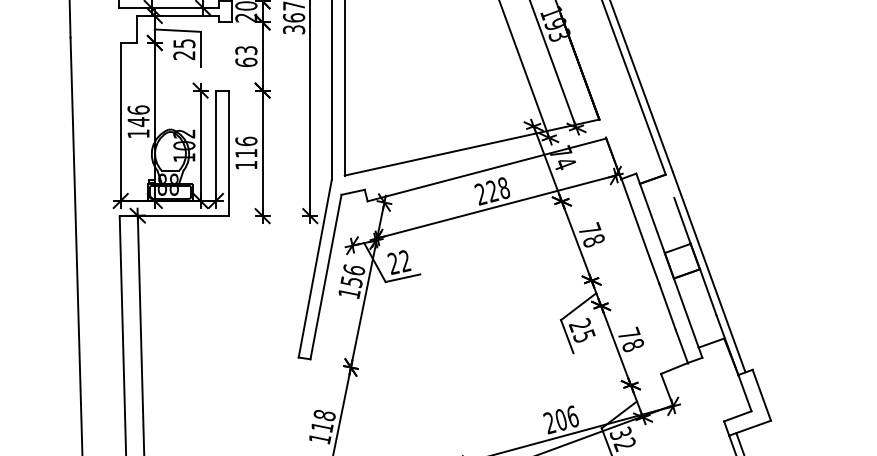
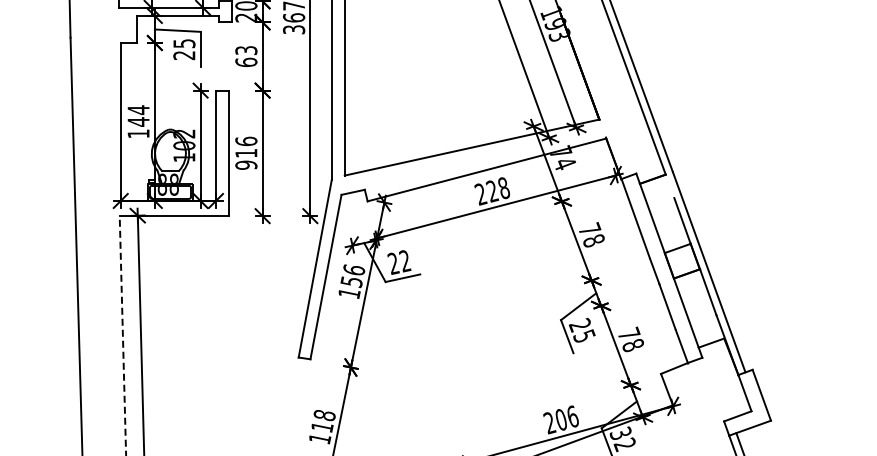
text: 146 -> 144 (138, 110)
text: 116 -> 916 (246, 164)
line: solid -> dashed (122, 336)
